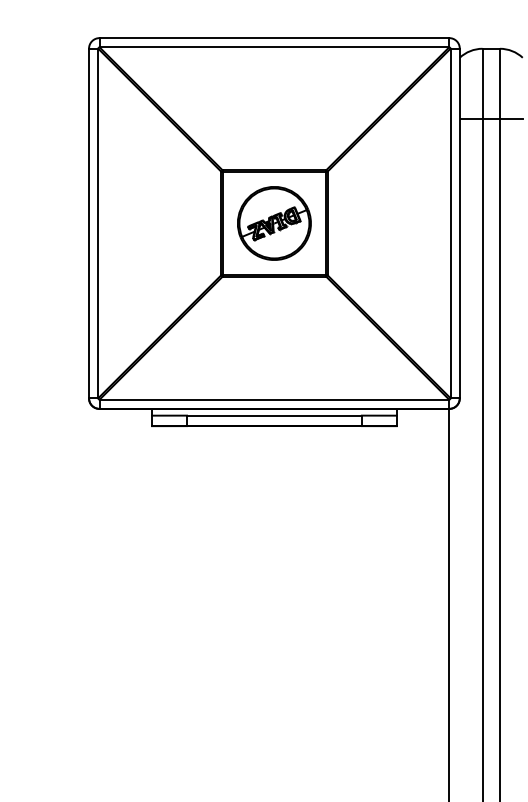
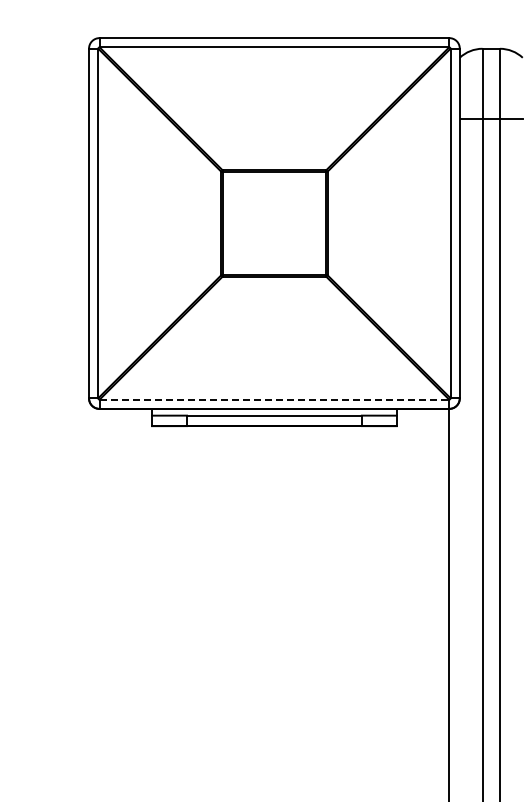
part: present -> none (274, 223)
line: solid -> dashed (274, 399)
